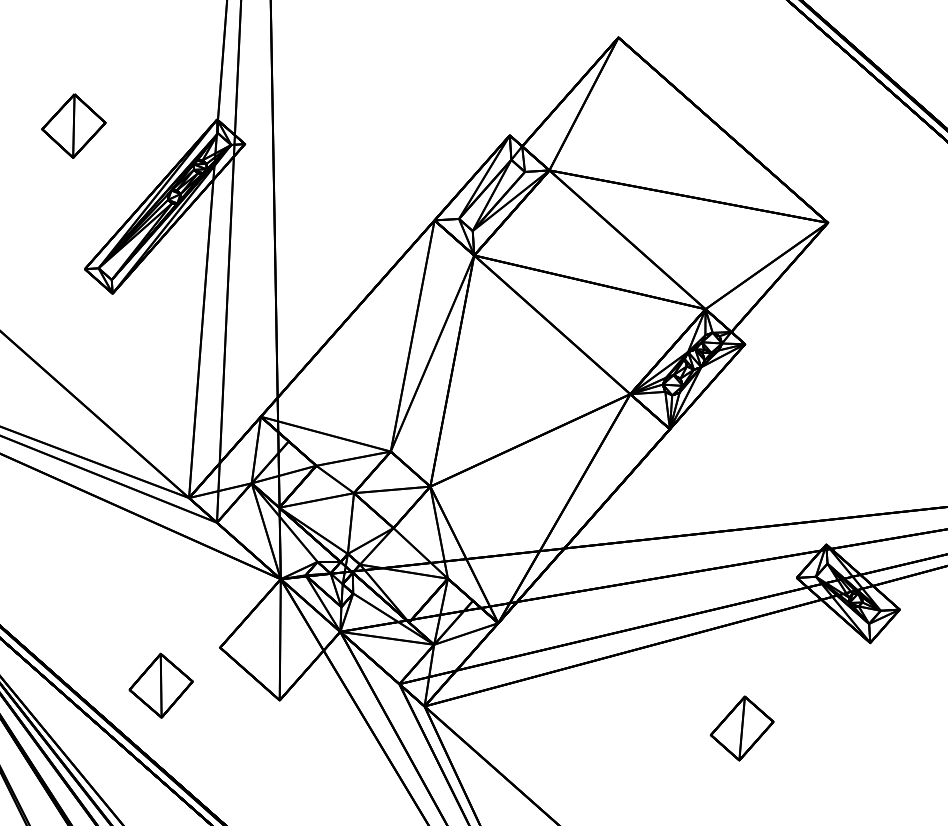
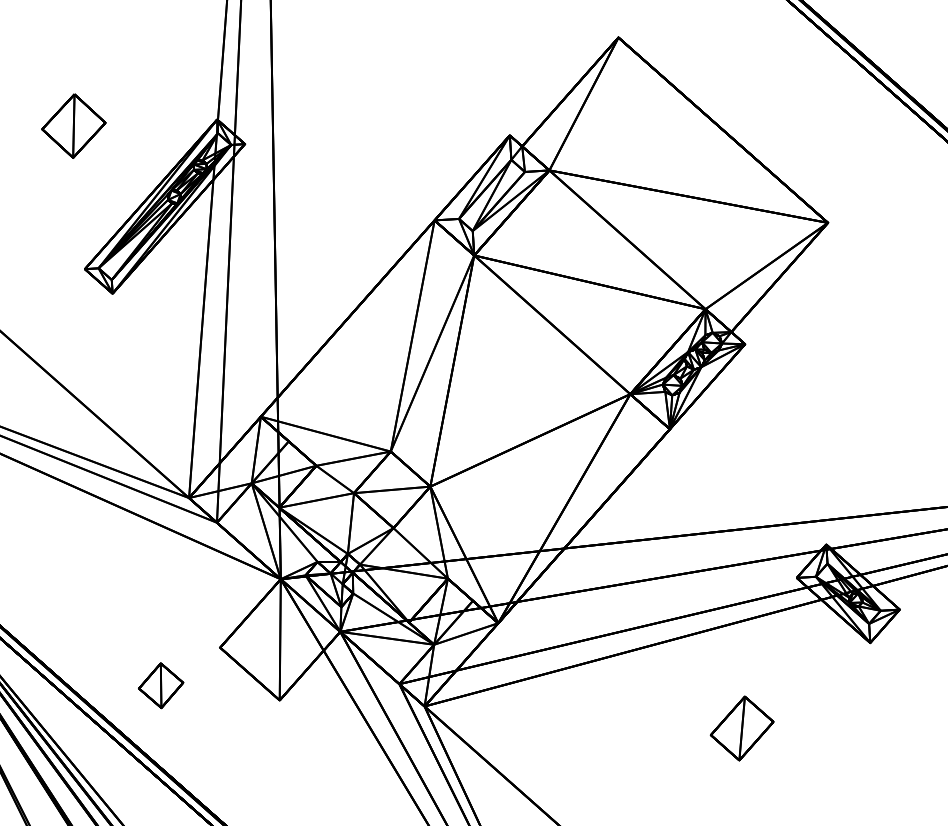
part size: 66x67 px -> 47x48 px (161, 685)
